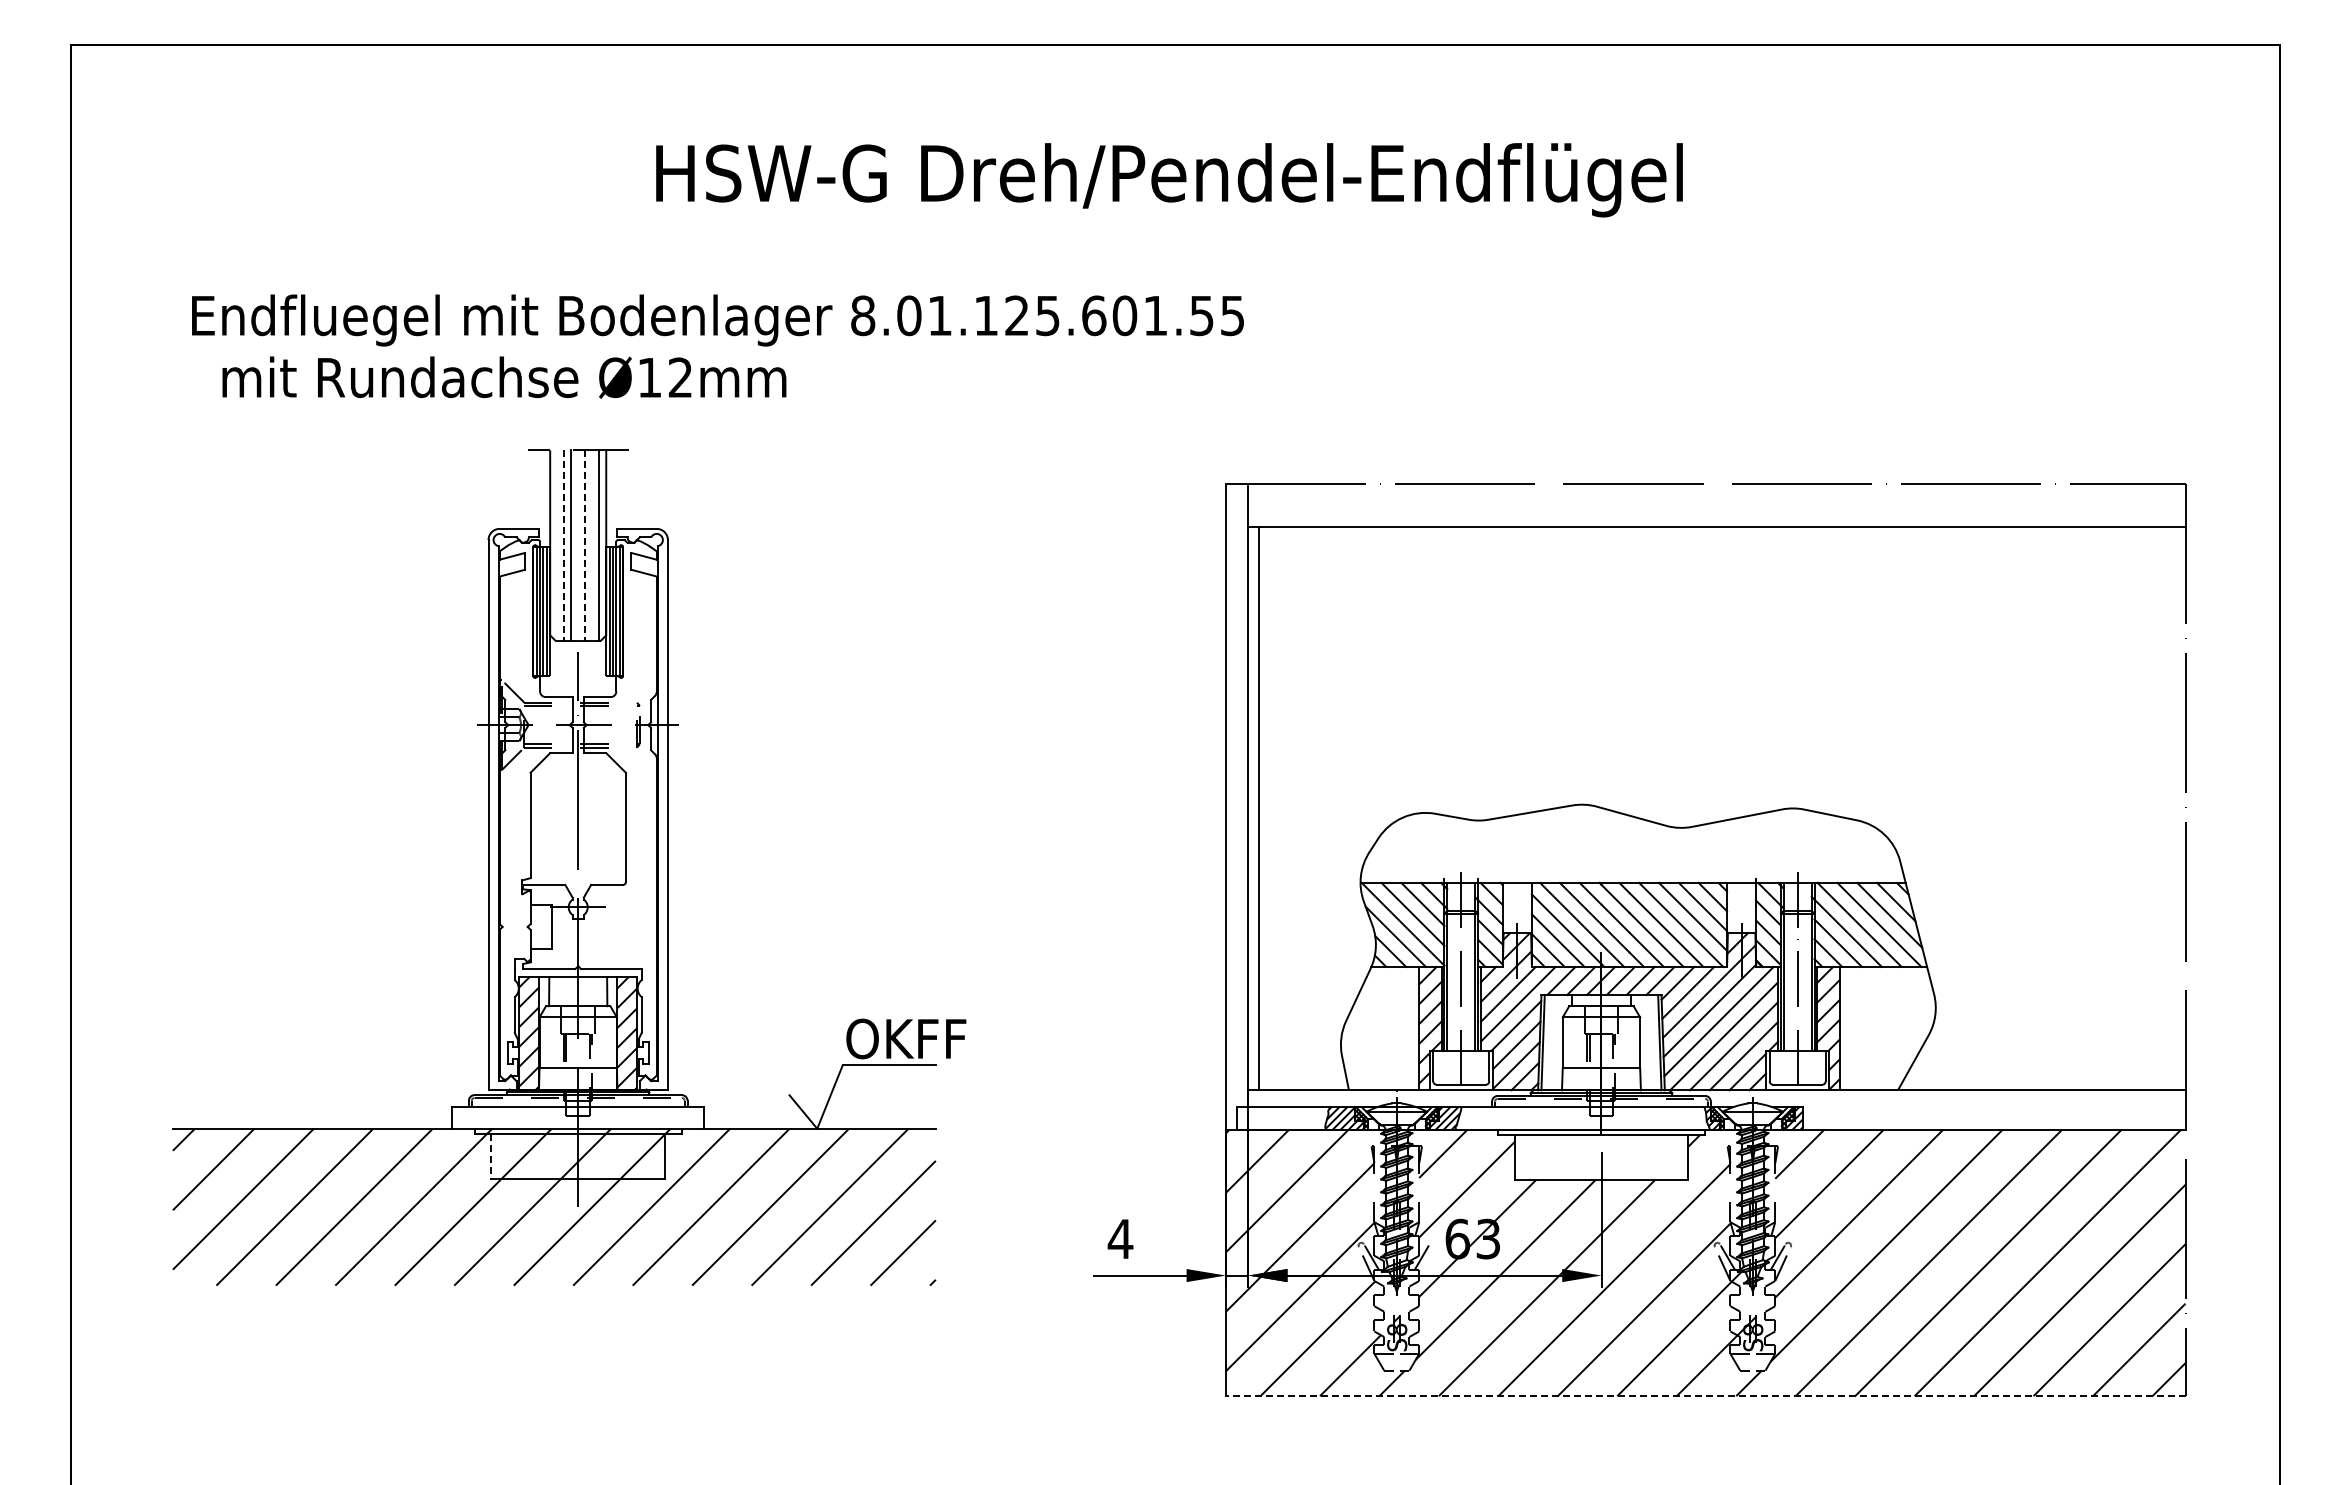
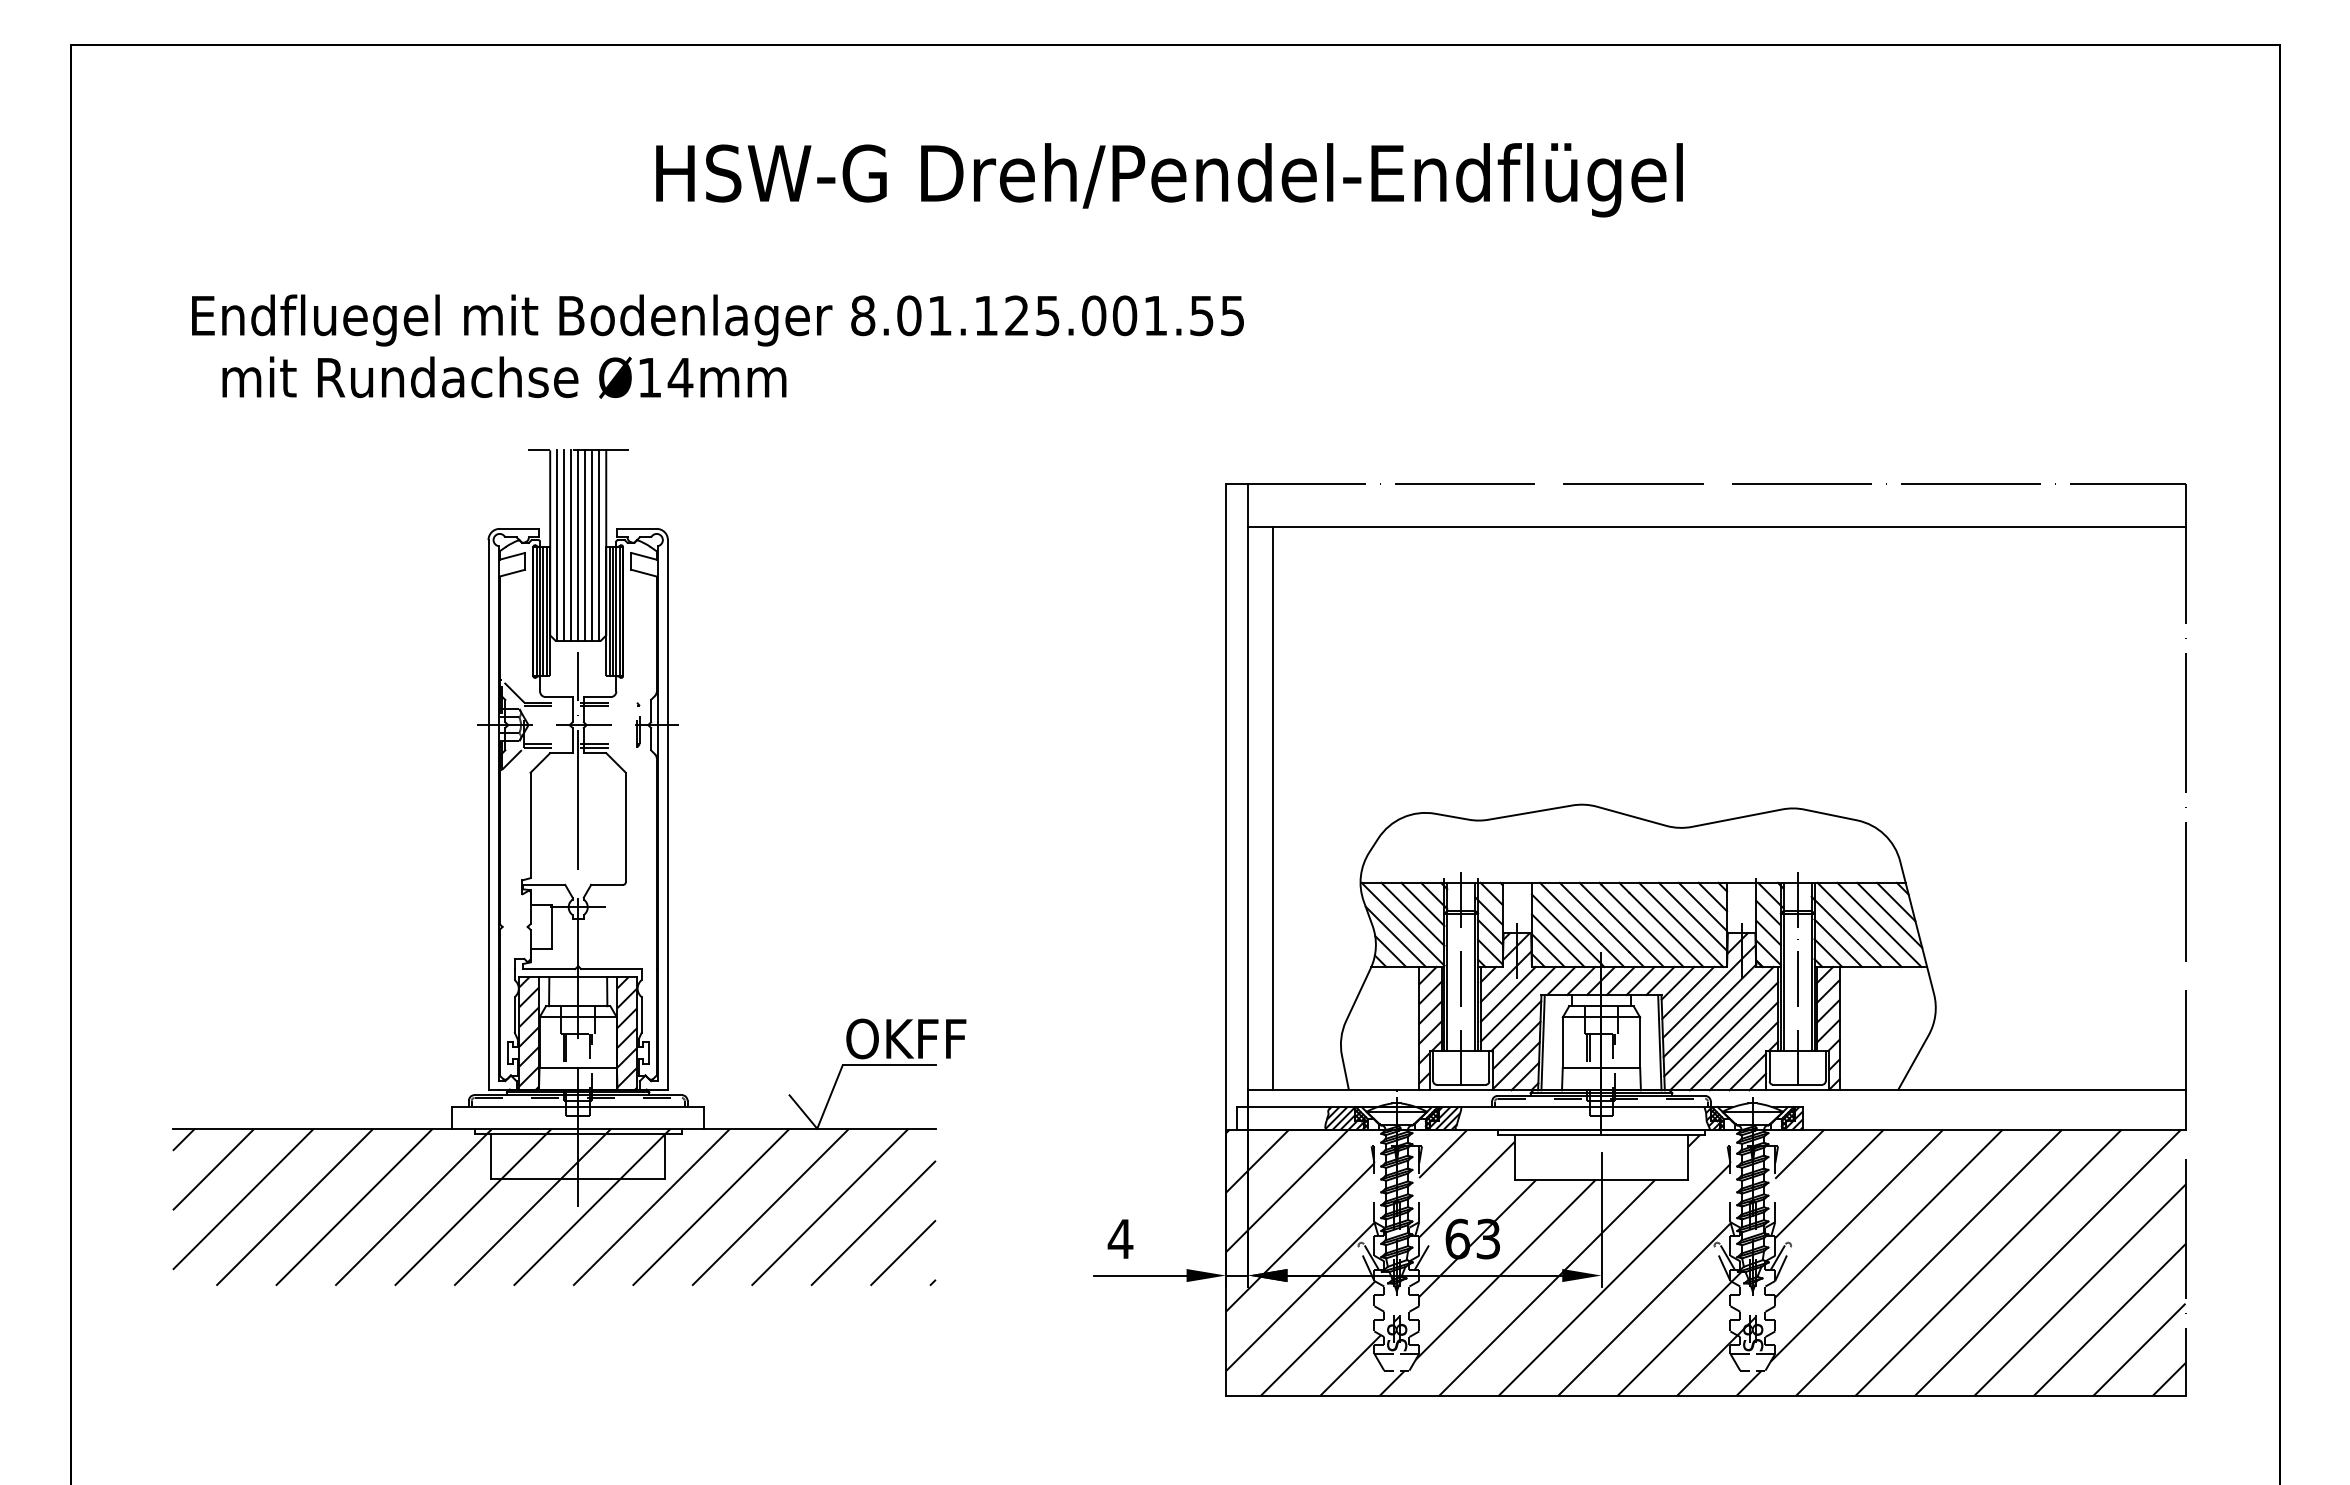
text: 8.01.125.601.55 -> 8.01.125.001.55 (1094, 315)
text: Ø12mm -> Ø14mm (680, 377)
line: none -> present (557, 545)
line: none -> present (578, 545)
line: none -> present (592, 545)
line: dashed -> solid (564, 546)
line: dashed -> solid (585, 546)
line position: (1259, 808) -> (1273, 808) (1273, 808)
line: dashed -> solid (491, 1157)
line: dashed -> solid (1705, 1396)
